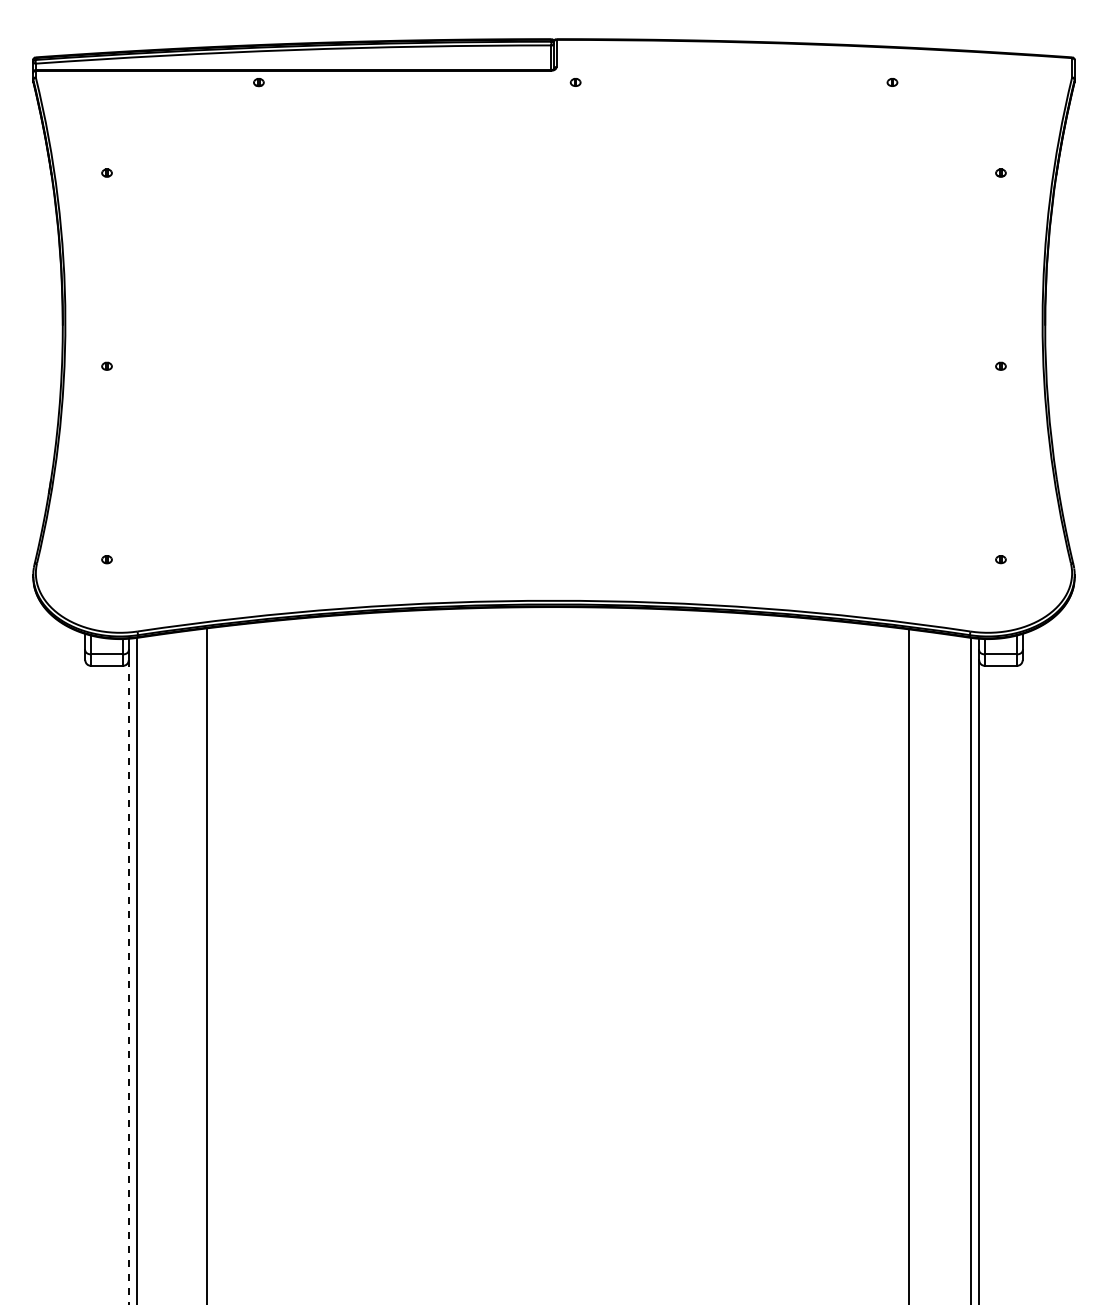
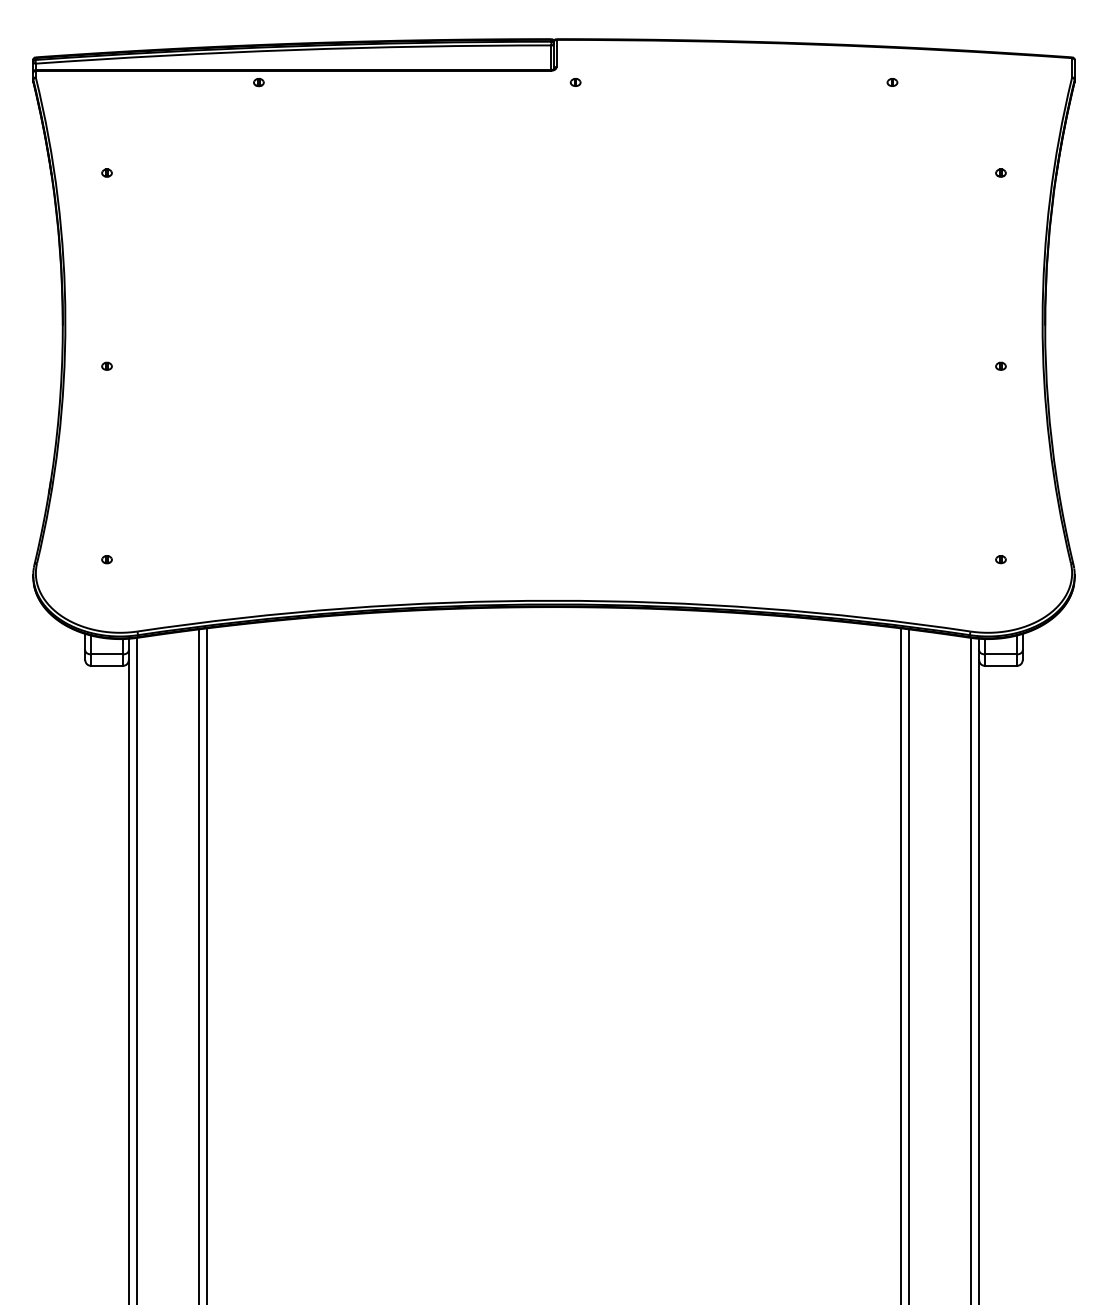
line: none -> present (901, 964)
line: none -> present (198, 965)
line: dashed -> solid (128, 983)
